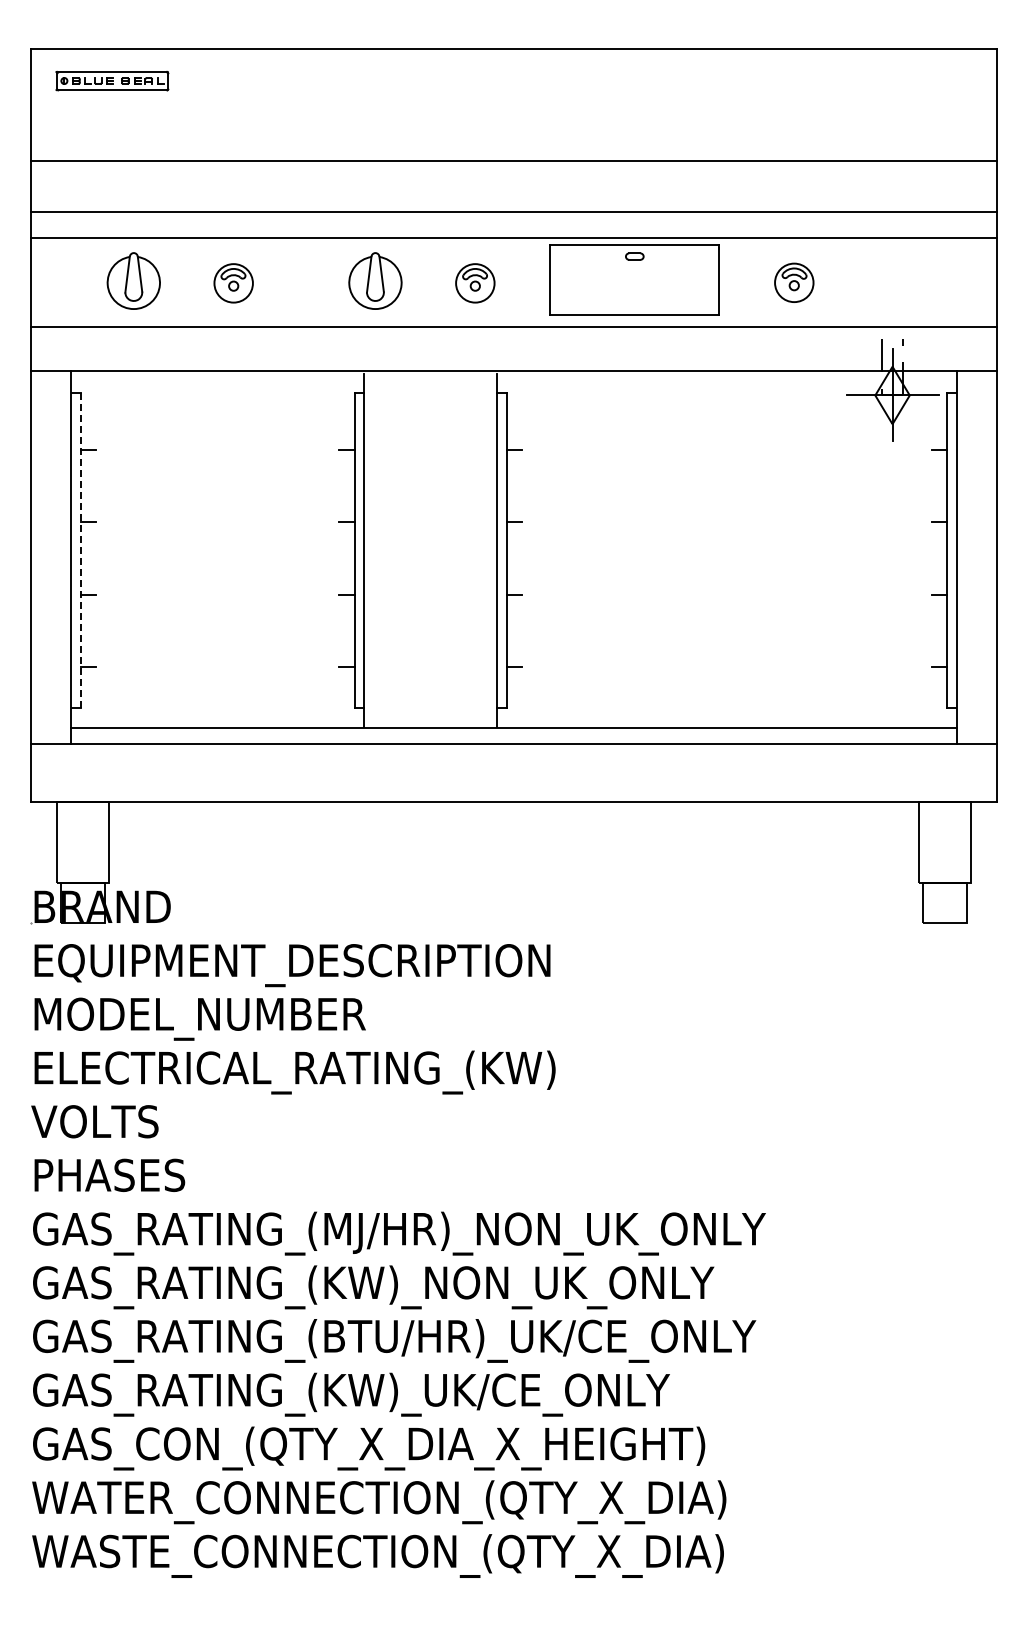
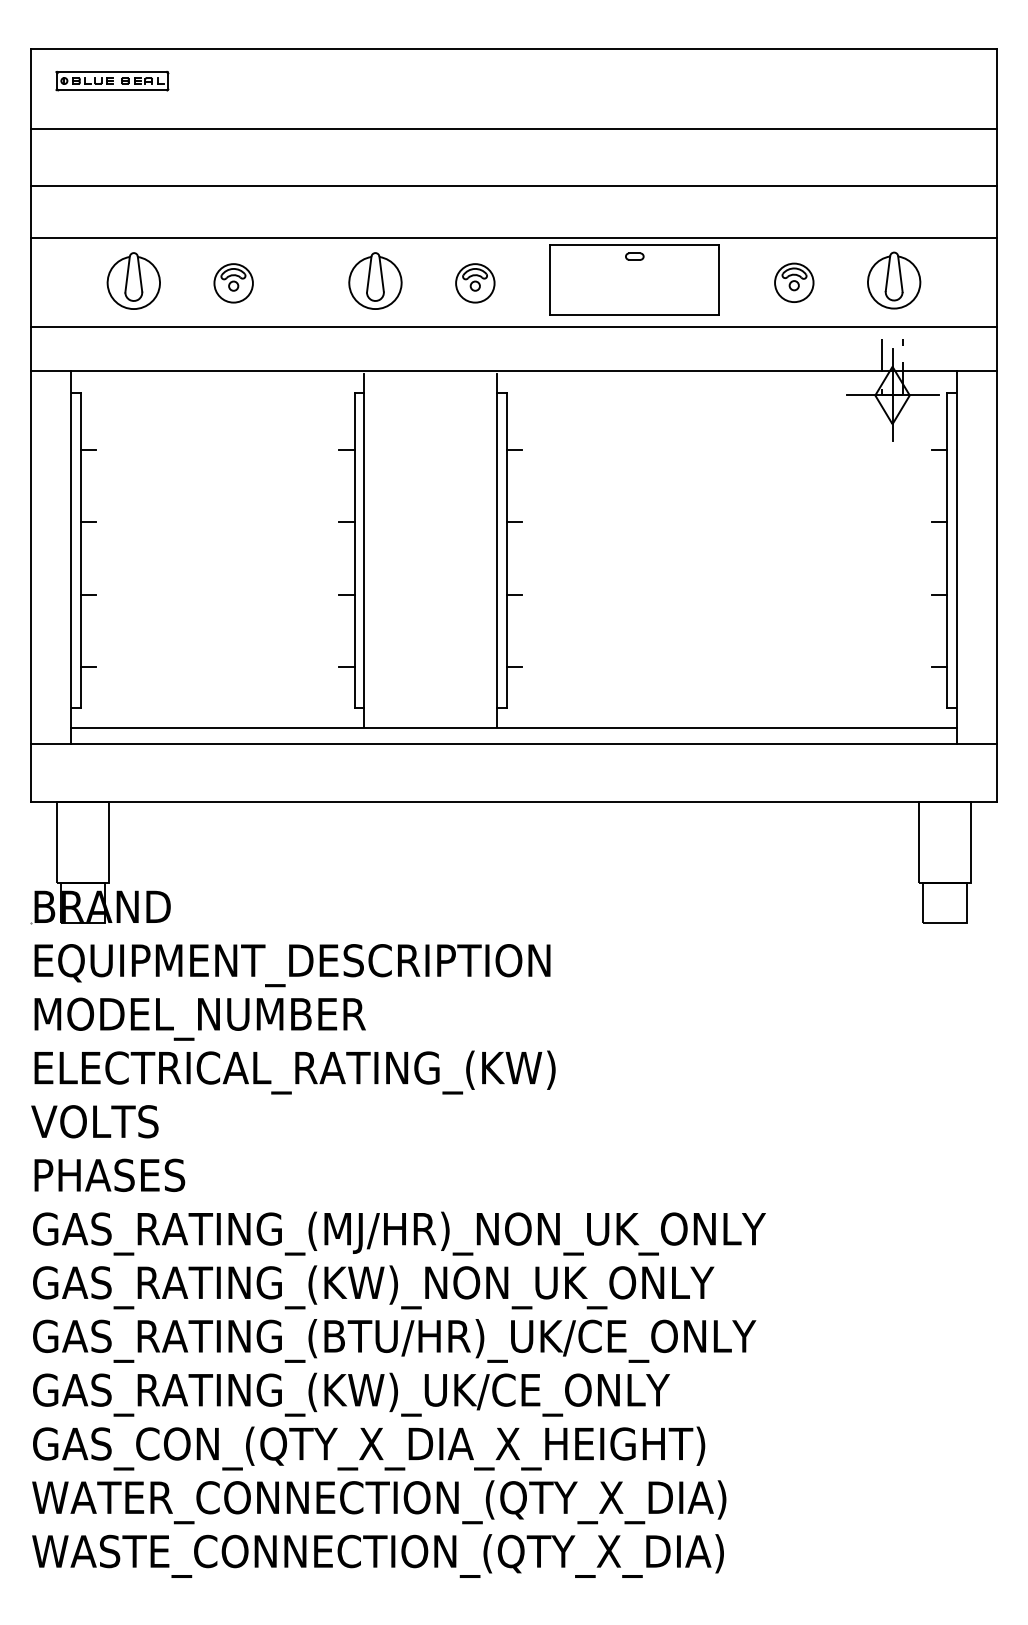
line position: (513, 160) -> (513, 128) (513, 128)
line position: (513, 212) -> (513, 186) (513, 186)
part: none -> present (894, 280)
line: dashed -> solid (80, 551)
